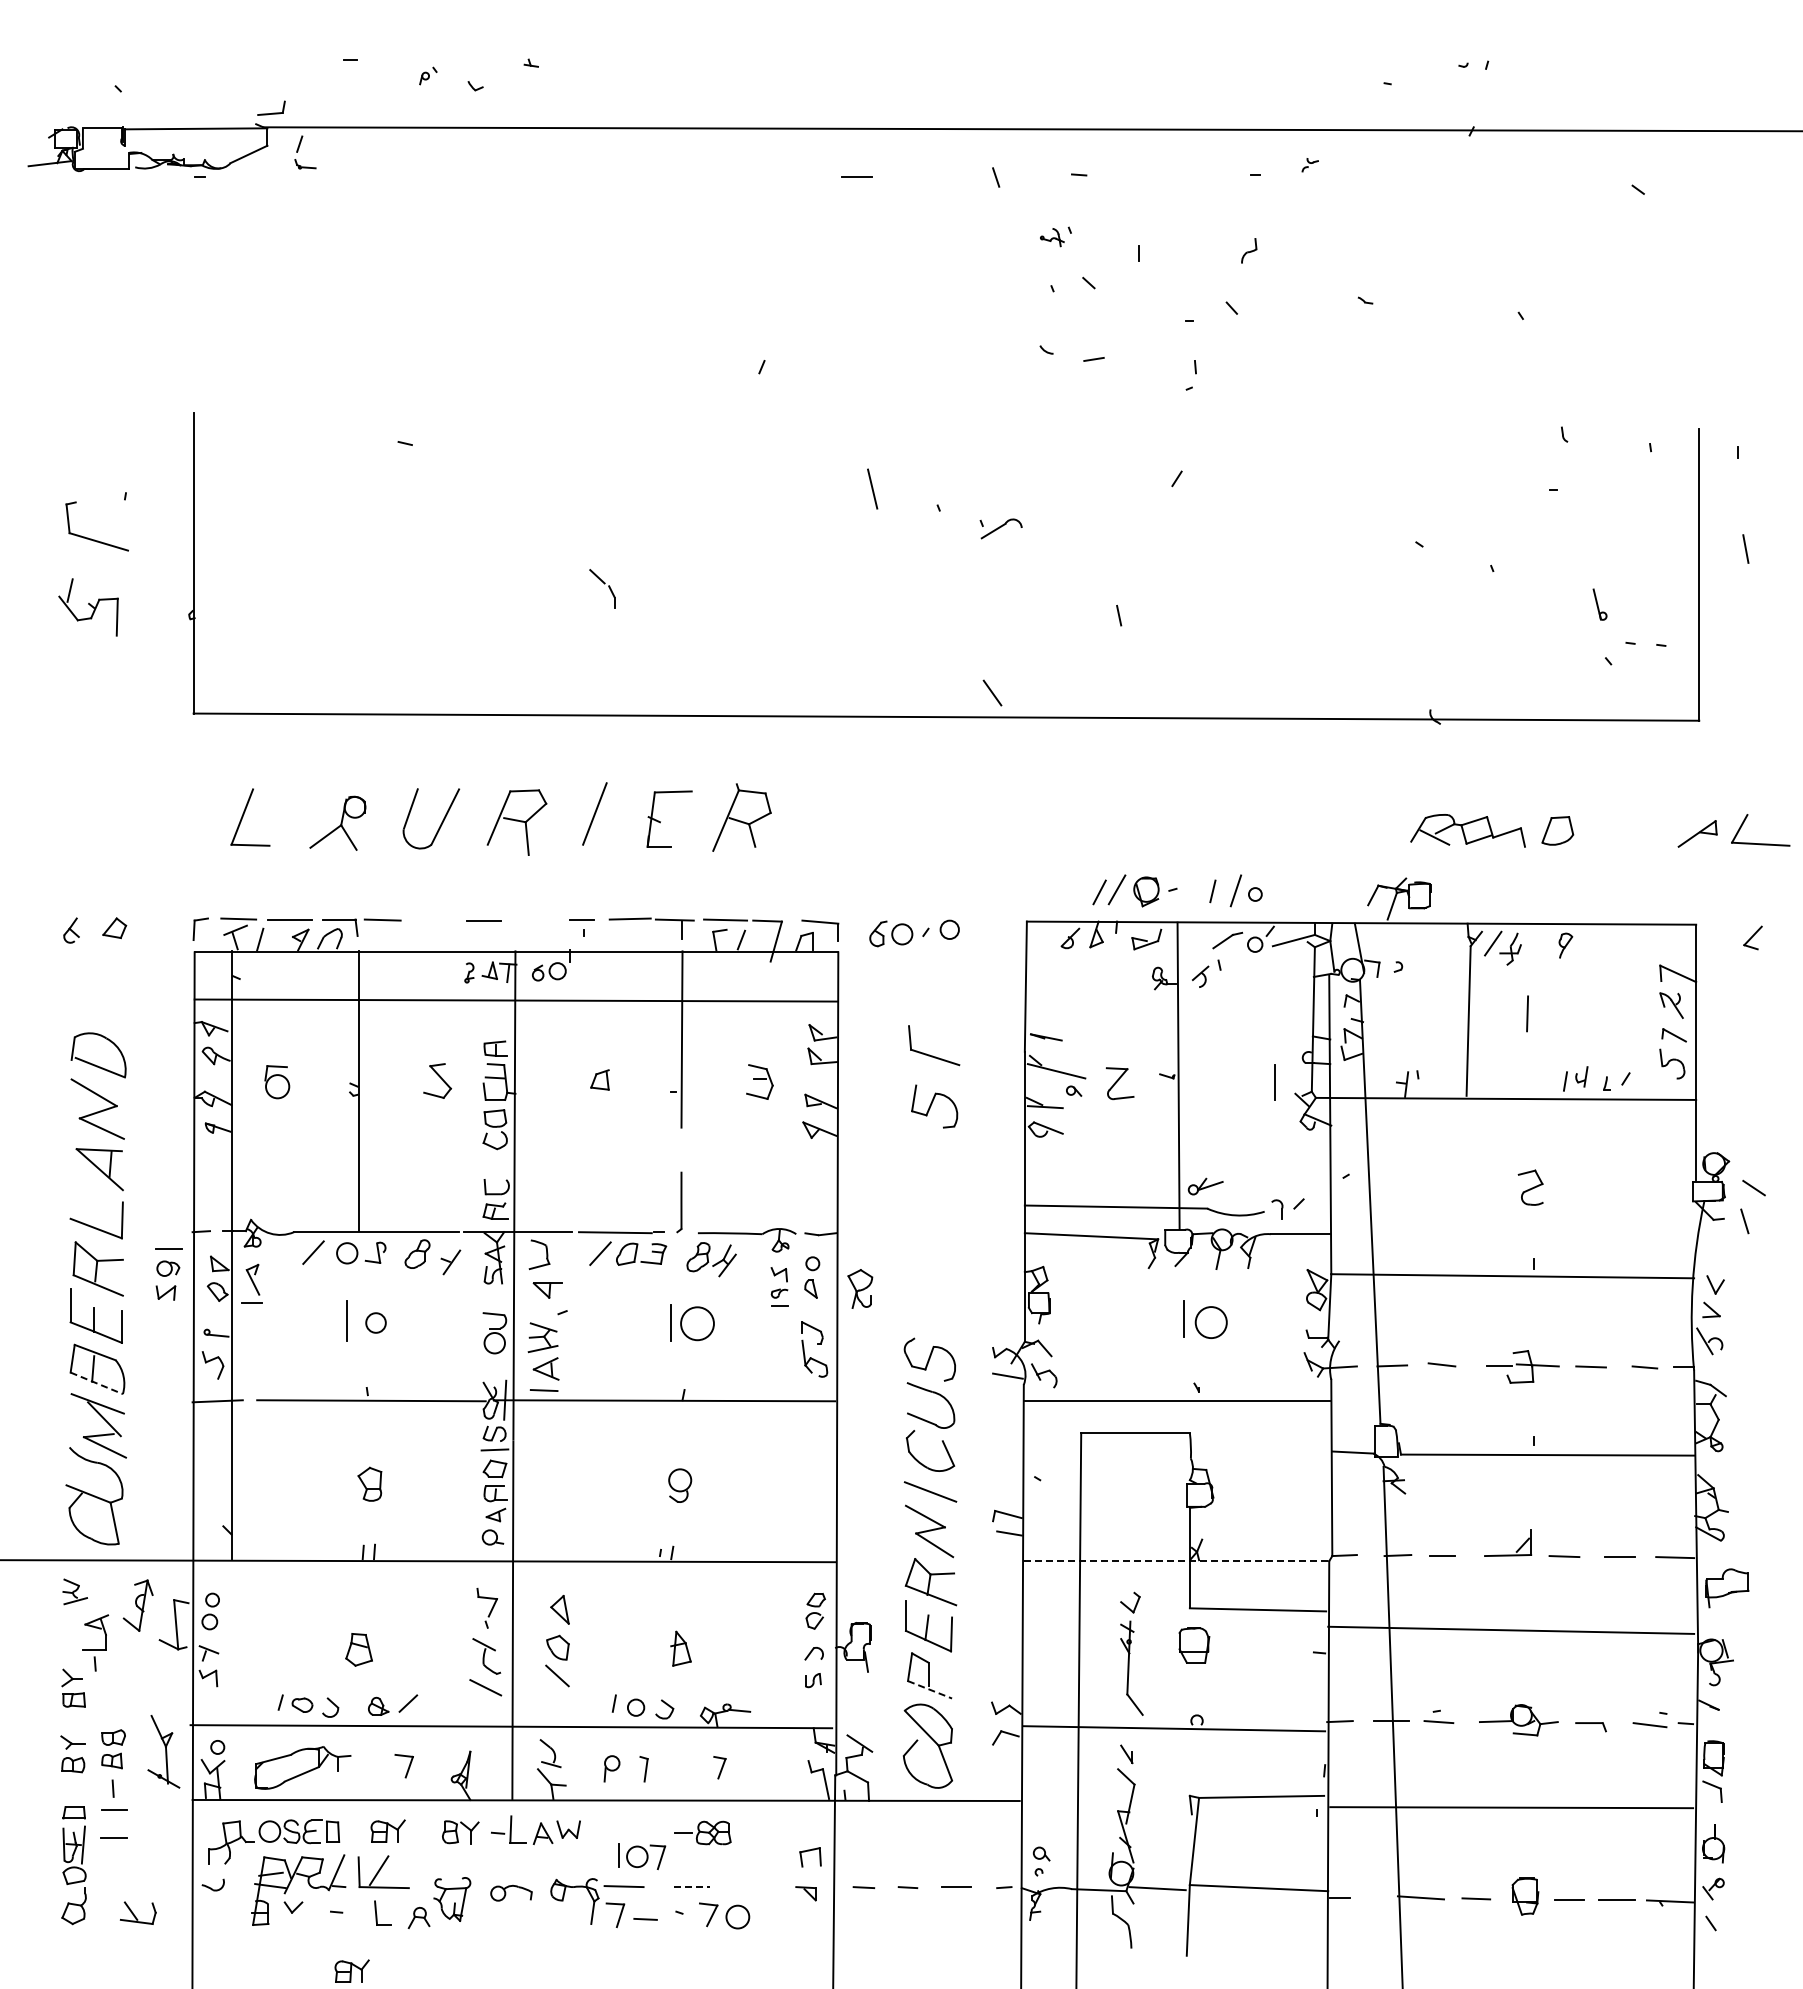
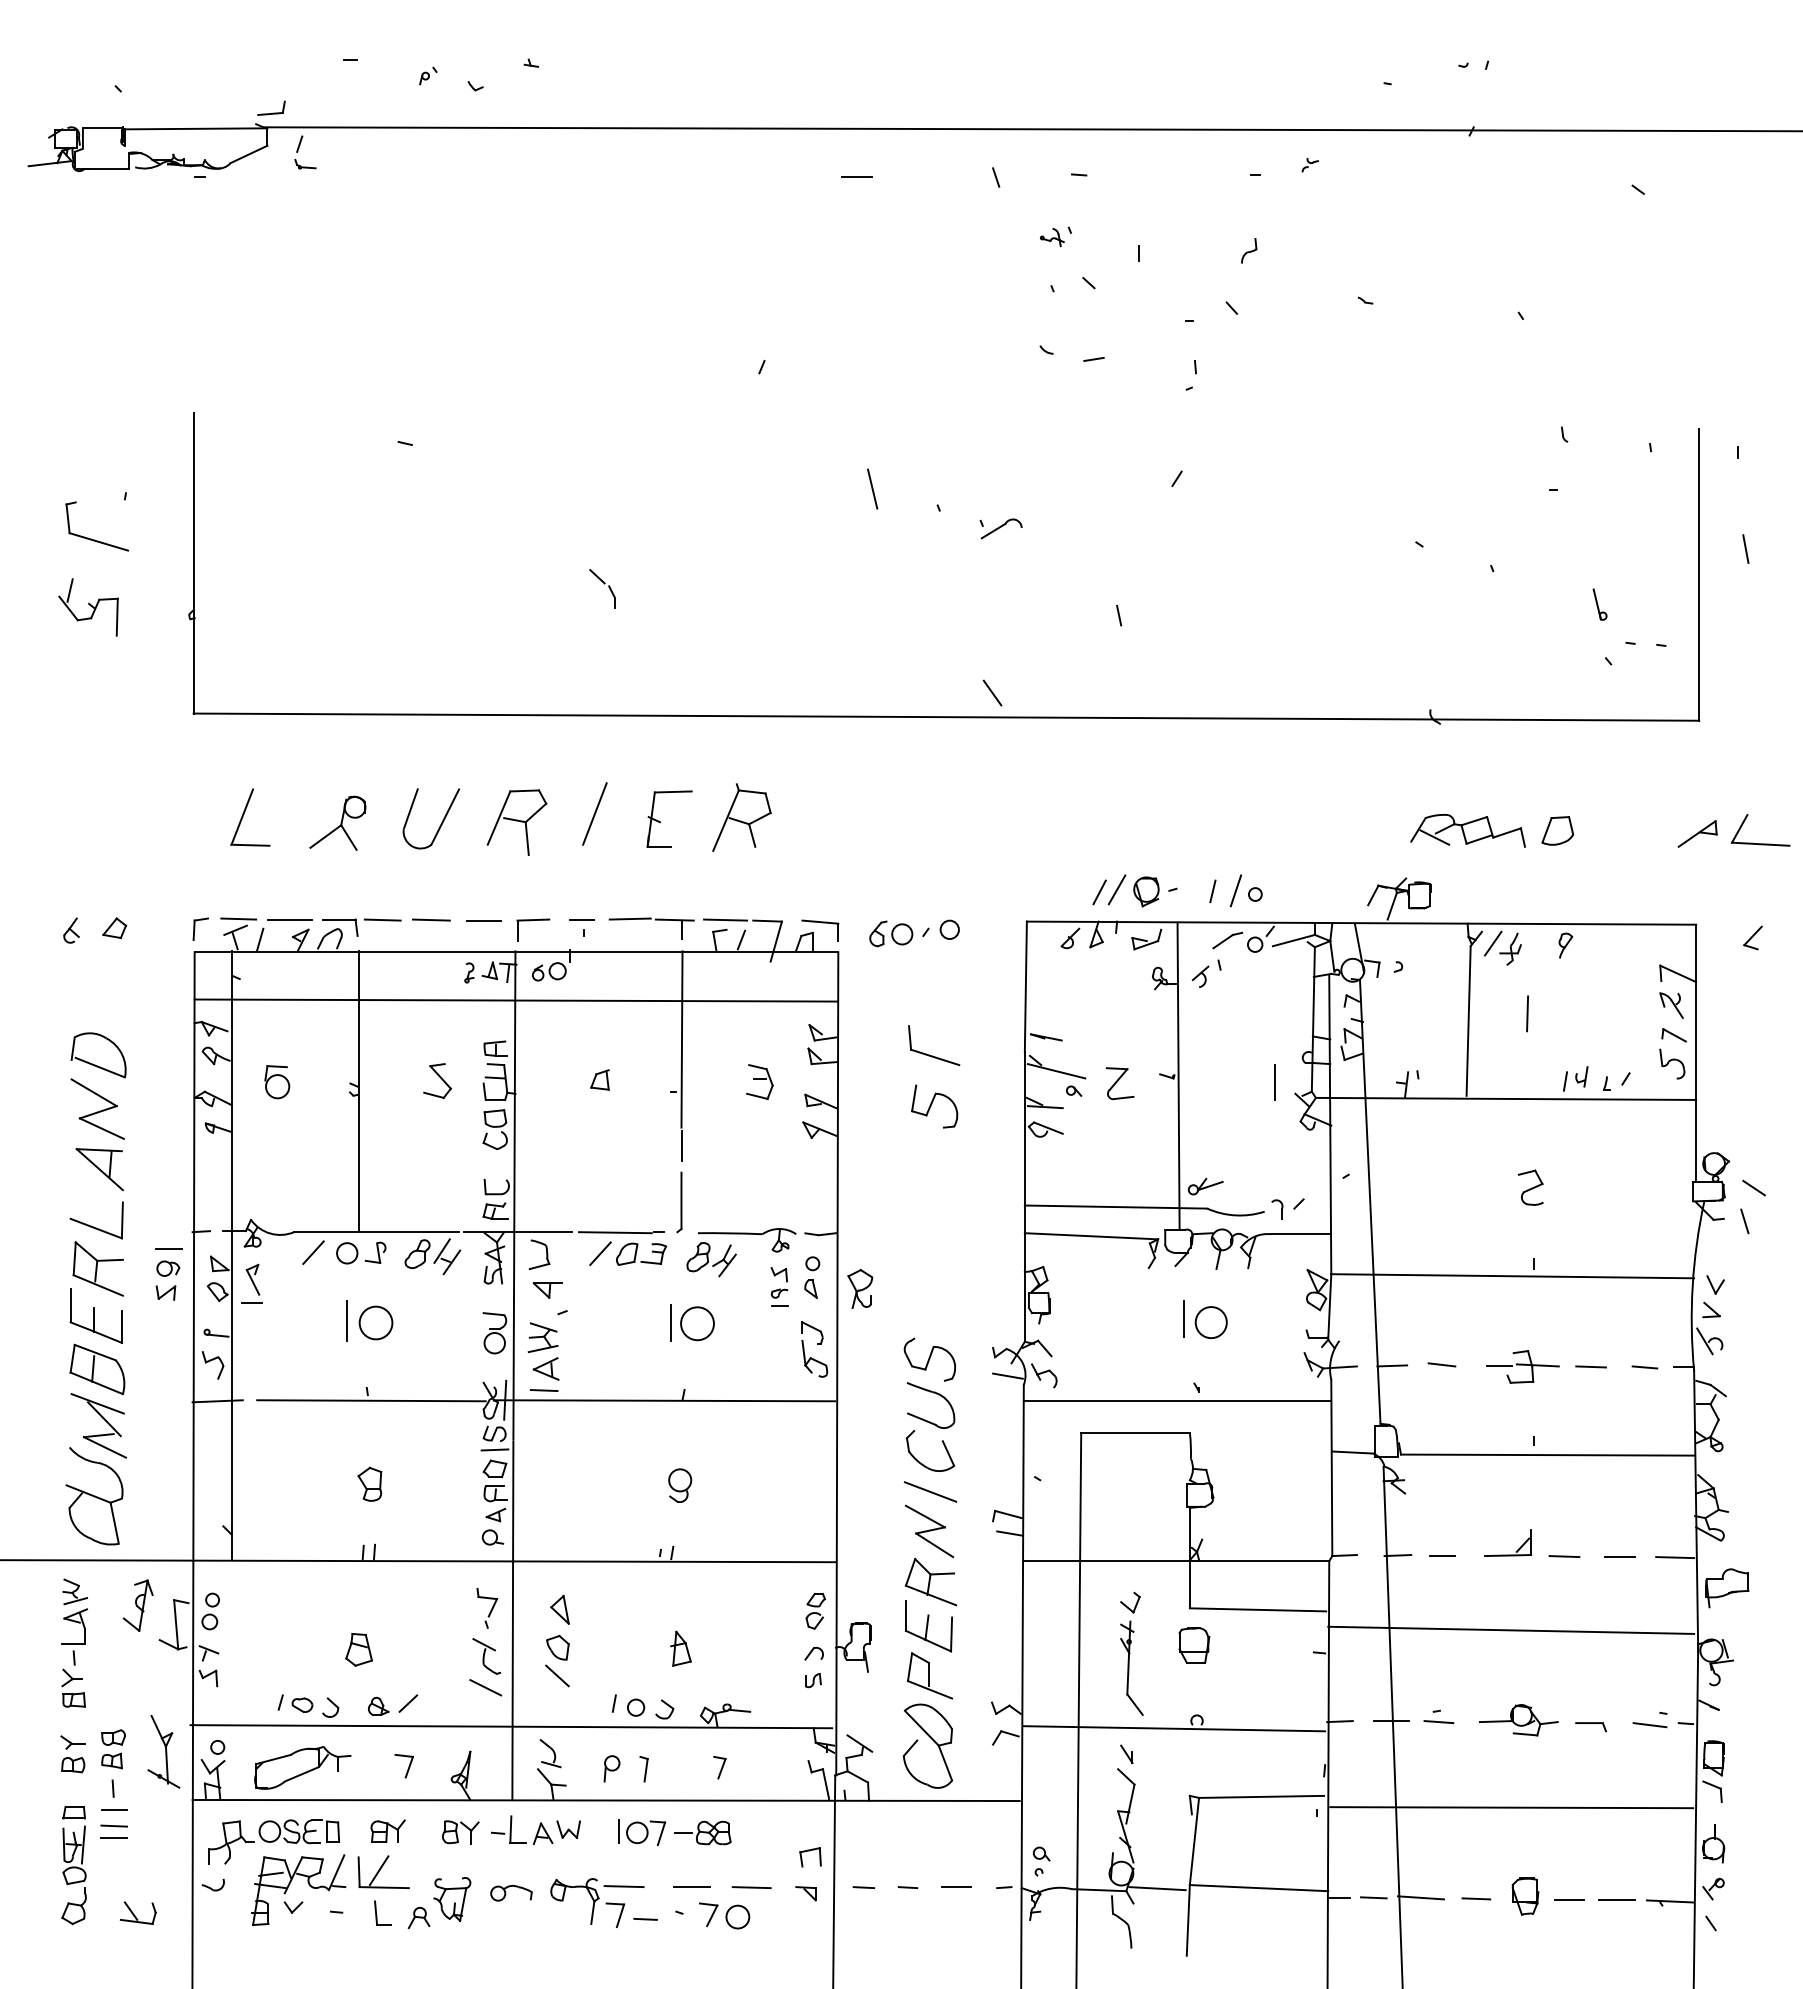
line: none -> present (430, 919)
part: none -> present (530, 921)
line: none -> present (681, 1145)
line: none -> present (441, 1250)
circle diameter: 20 px -> 33 px (375, 1322)
line: dashed -> solid (97, 1383)
line: dashed -> solid (1176, 1561)
part position: (95, 1649) -> (74, 1643) (74, 1643)
line: dashed -> solid (930, 1689)
line: none -> present (114, 1825)
part position: (642, 1856) -> (642, 1832) (642, 1832)
line: dashed -> solid (692, 1887)
line: none -> present (751, 1887)
line: none -> present (1373, 1897)
part: present -> none (351, 1970)
